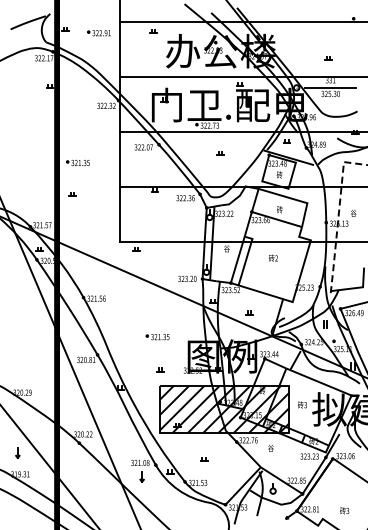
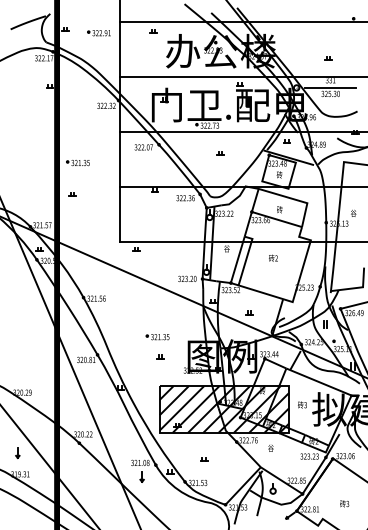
line: dashed -> solid (338, 215)
part position: (160, 369) -> (160, 356) (160, 356)
text position: (344, 510) -> (344, 503) (344, 503)
